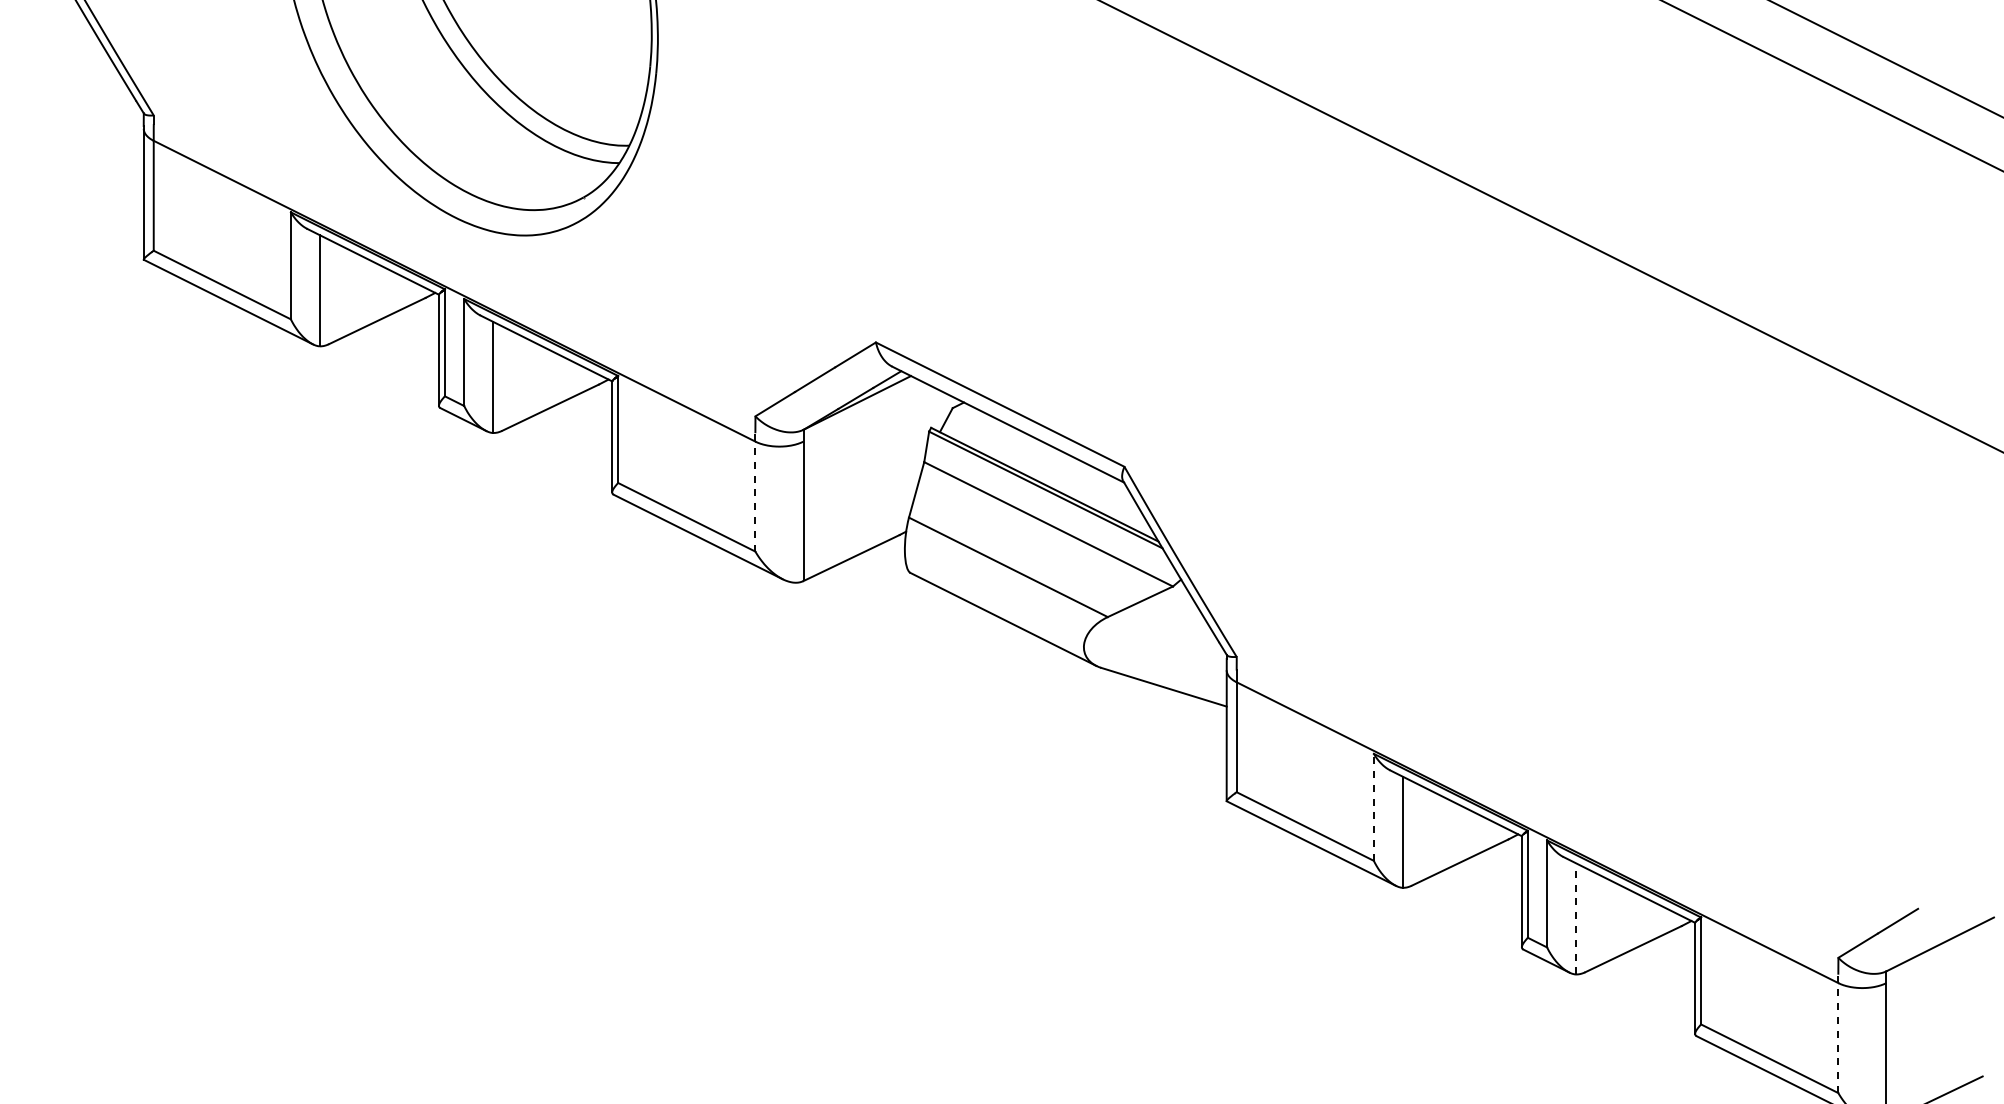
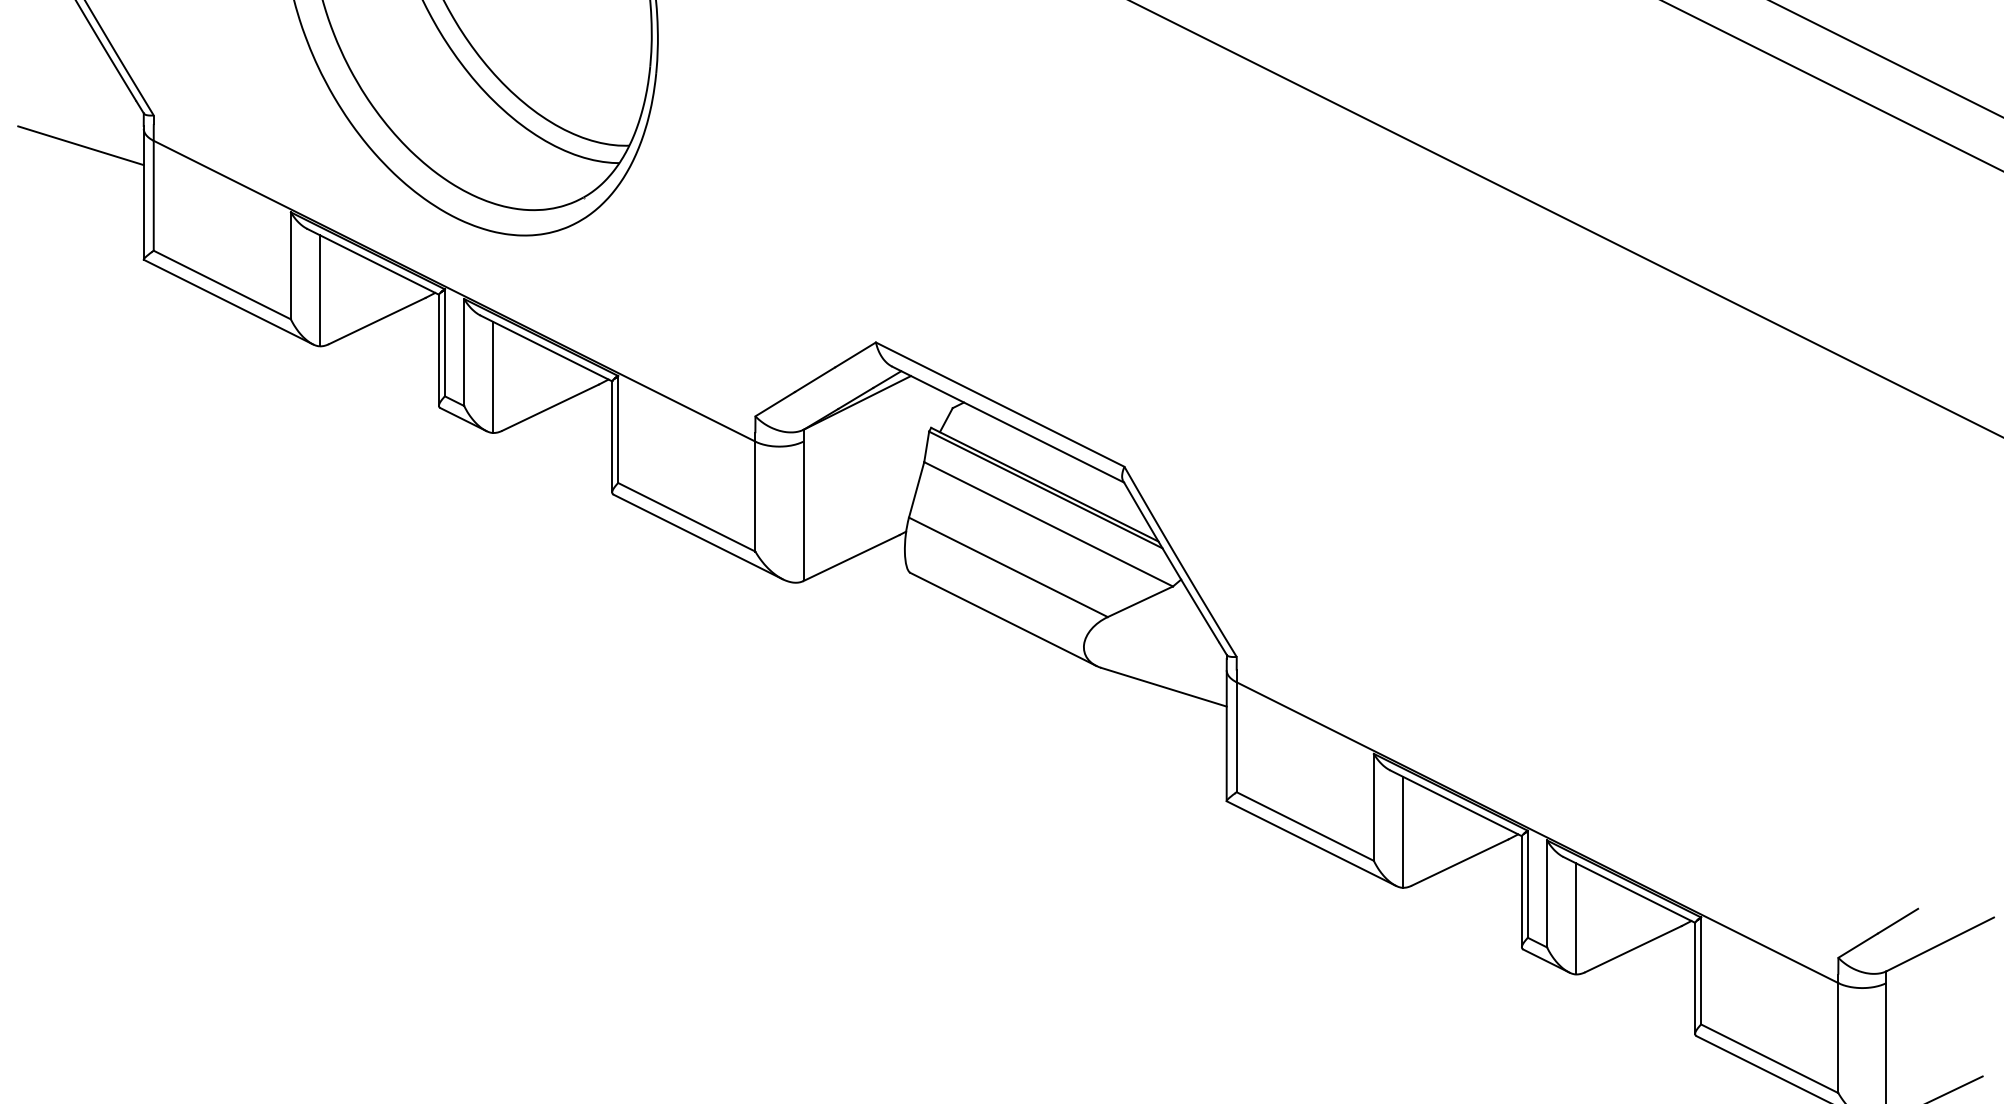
line: none -> present (80, 145)
line position: (1551, 226) -> (1566, 219) (1566, 219)
line: dashed -> solid (755, 491)
line: dashed -> solid (1373, 807)
line: dashed -> solid (1576, 918)
line: dashed -> solid (1838, 1033)
